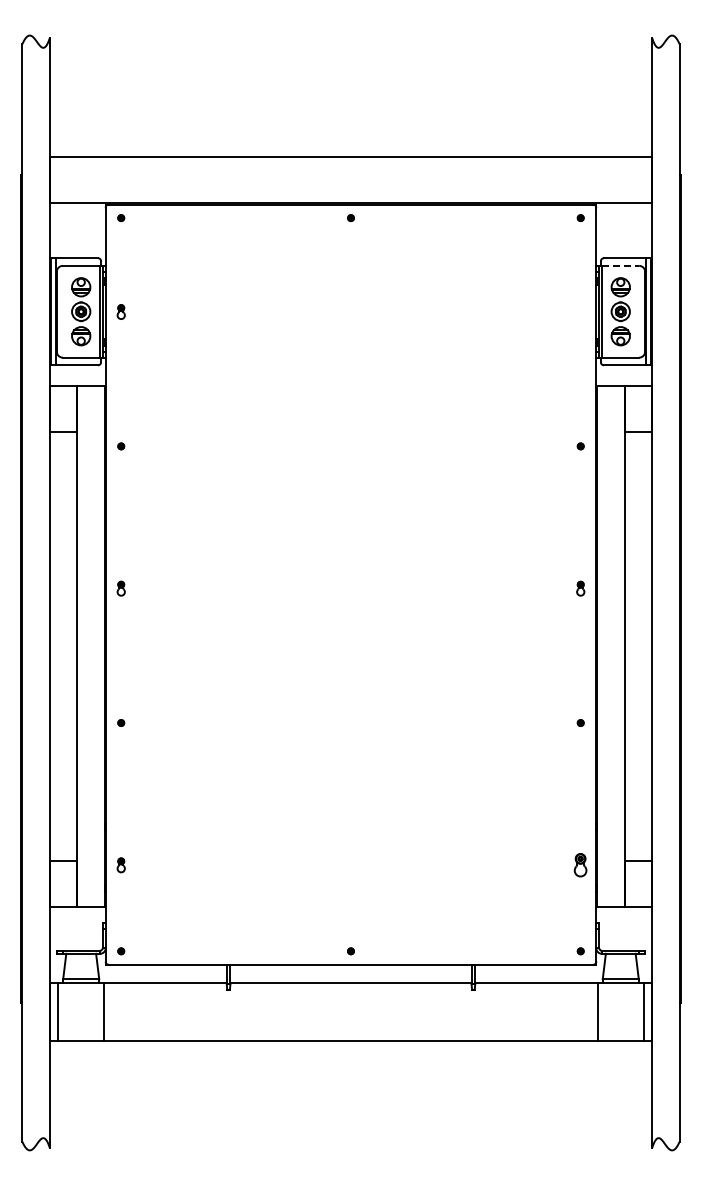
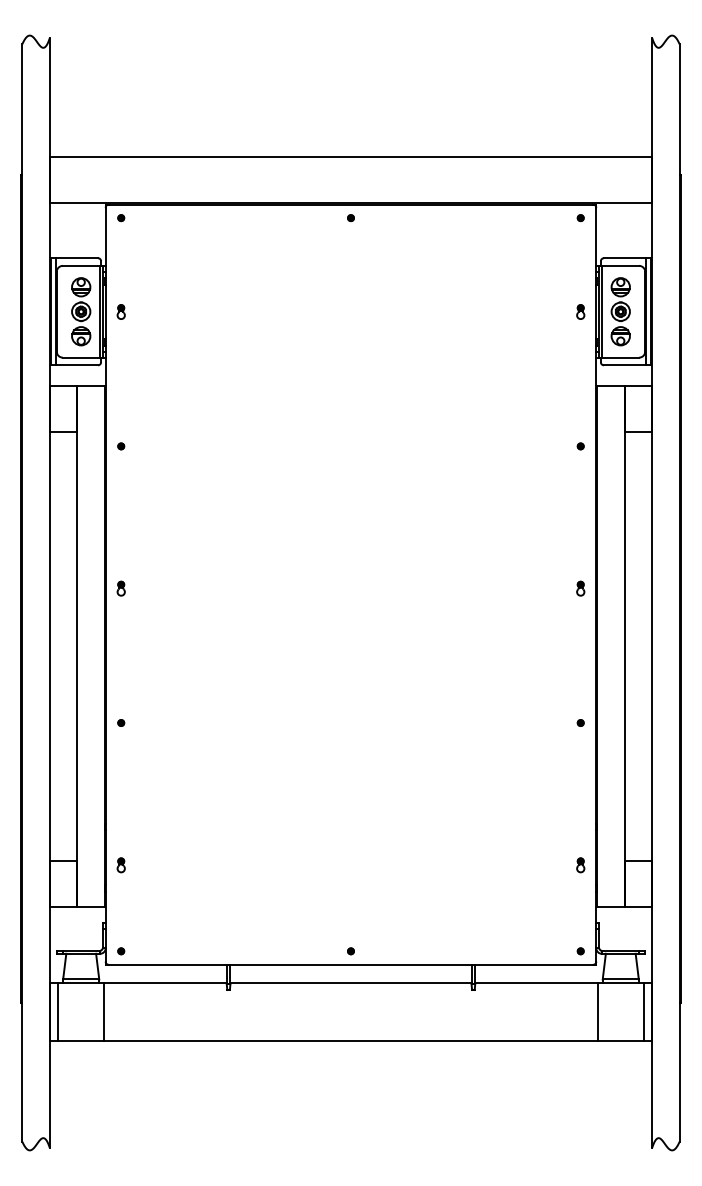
line: dashed -> solid (620, 265)
part: none -> present (580, 311)
part size: 15x25 px -> 10x17 px (580, 865)
